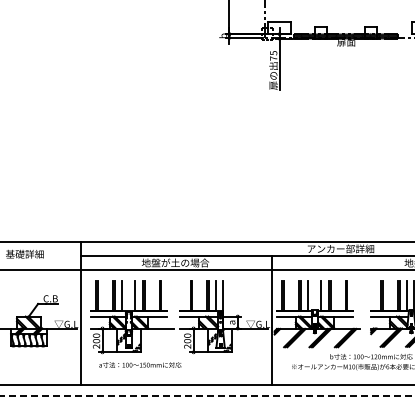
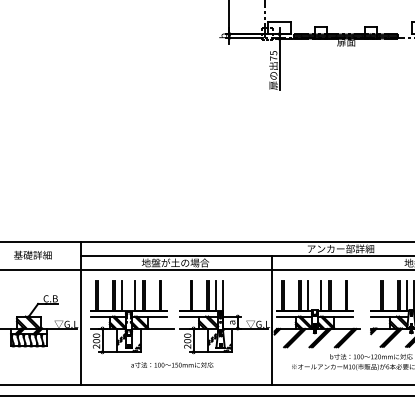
text position: (24, 253) -> (32, 254) (32, 254)
text position: (140, 364) -> (172, 364) (172, 364)
line: dashed -> solid (207, 396)
